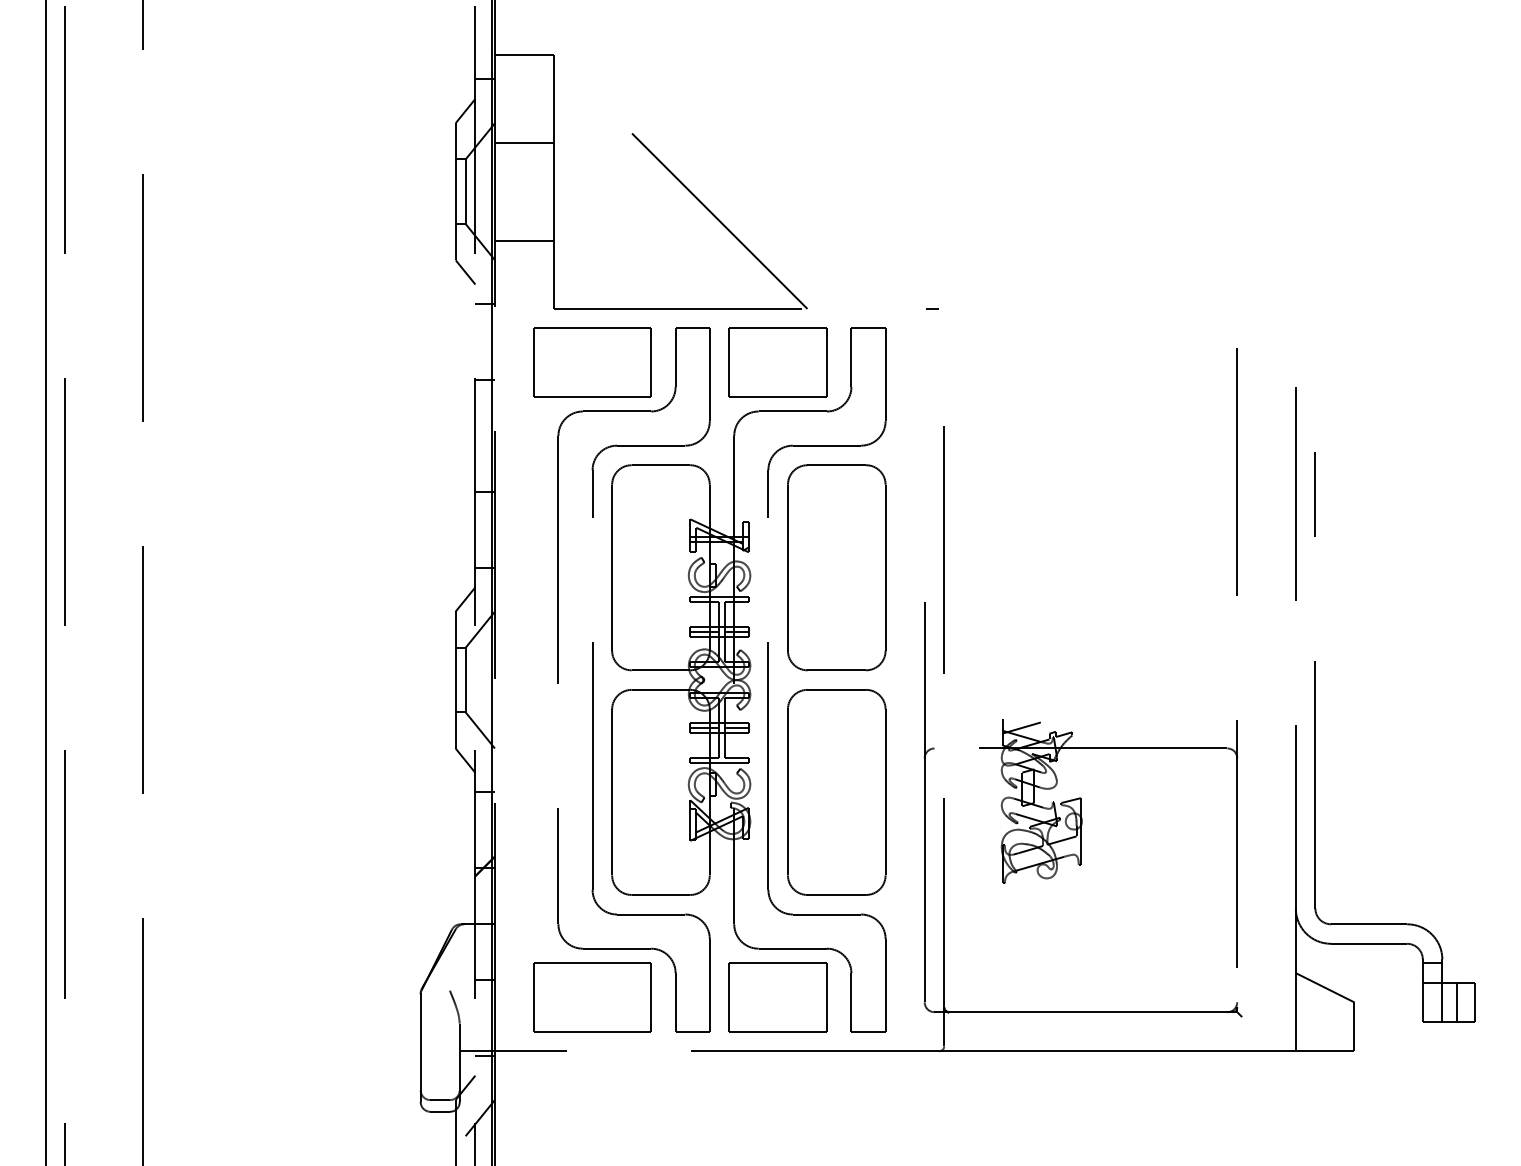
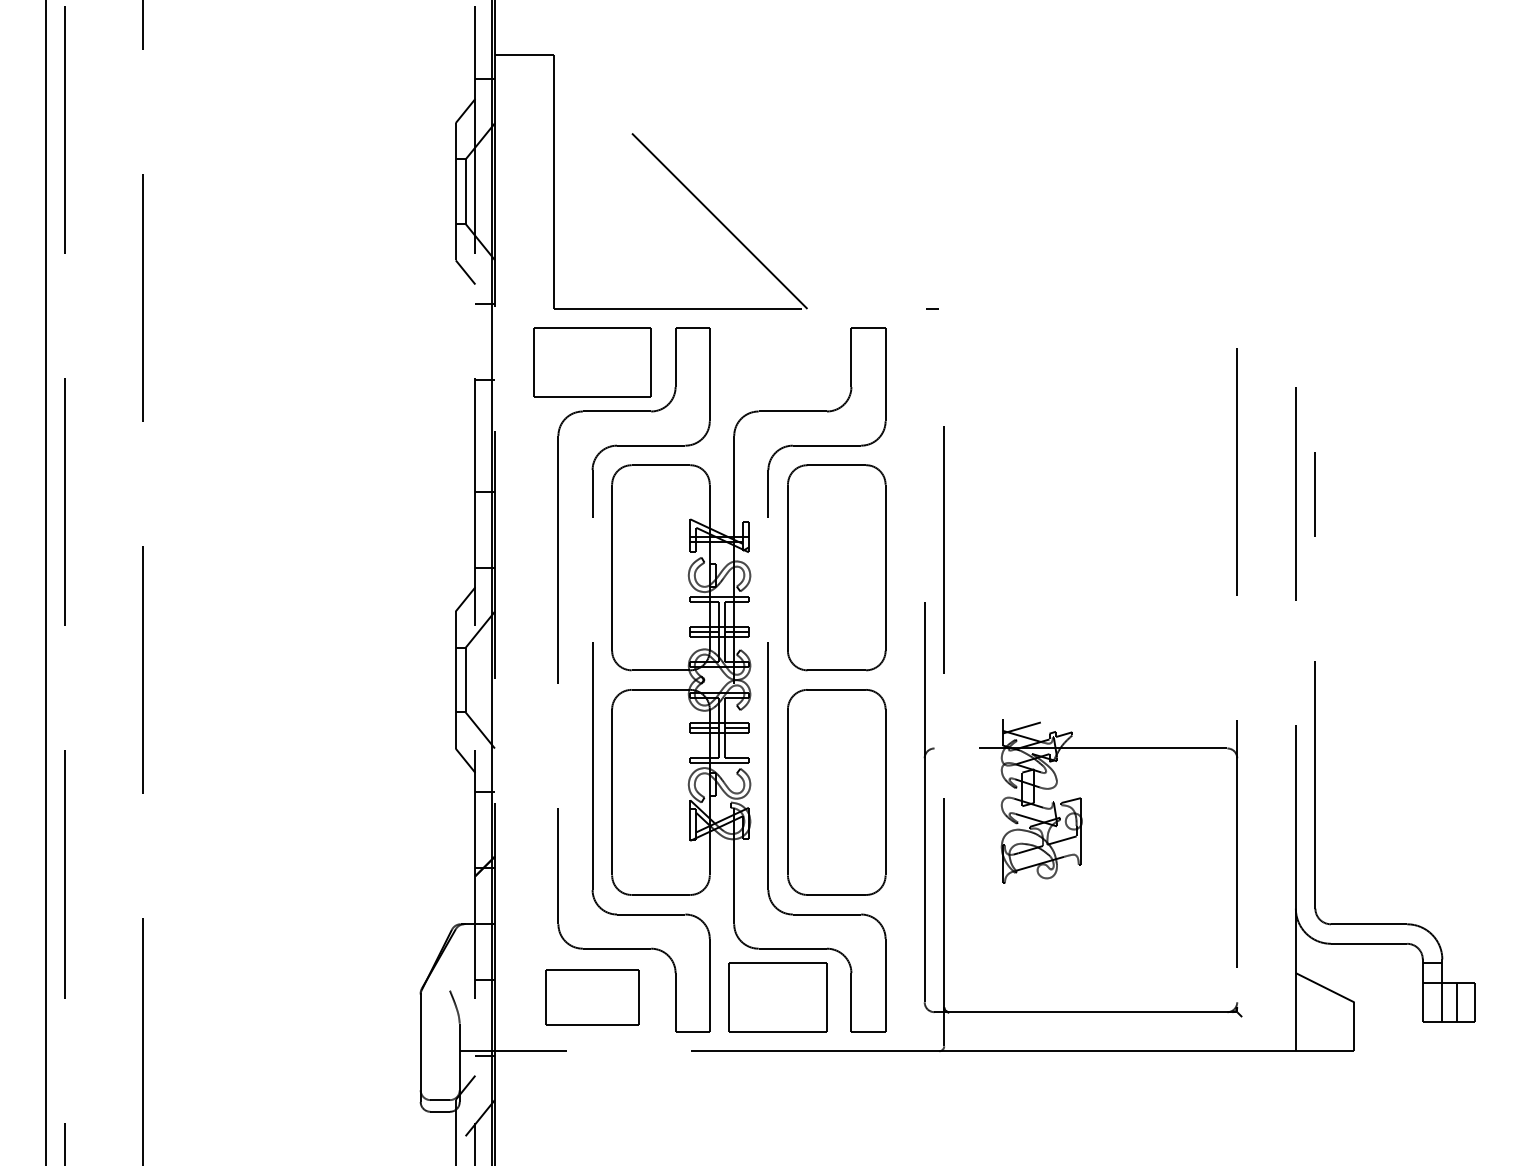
line: present -> none (523, 142)
line: present -> none (523, 240)
part: present -> none (777, 362)
part size: 119x71 px -> 95x57 px (592, 997)
